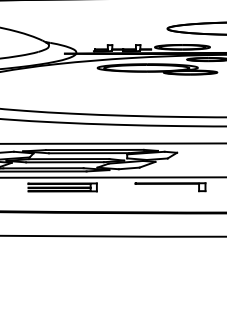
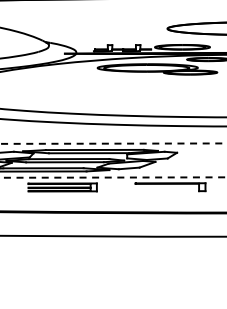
line: solid -> dashed (113, 143)
line: solid -> dashed (113, 177)
